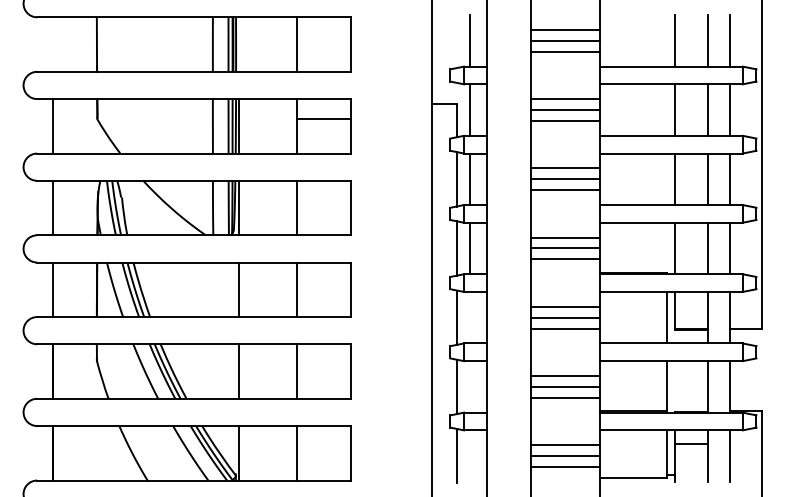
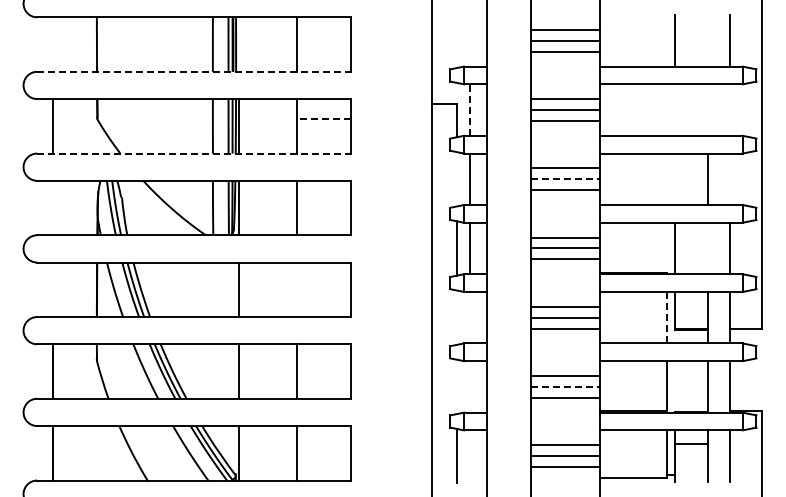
line: present -> none (469, 40)
line: present -> none (707, 40)
line: solid -> dashed (193, 71)
line: present -> none (675, 109)
line: present -> none (707, 109)
line: present -> none (729, 109)
line: solid -> dashed (469, 110)
line: solid -> dashed (323, 119)
line: solid -> dashed (193, 153)
line: present -> none (456, 179)
line: solid -> dashed (565, 179)
line: present -> none (675, 179)
line: present -> none (729, 179)
line: present -> none (53, 207)
line: present -> none (707, 248)
line: present -> none (53, 289)
line: present -> none (297, 289)
line: present -> none (456, 317)
line: solid -> dashed (667, 317)
line: present -> none (456, 386)
line: solid -> dashed (565, 386)
